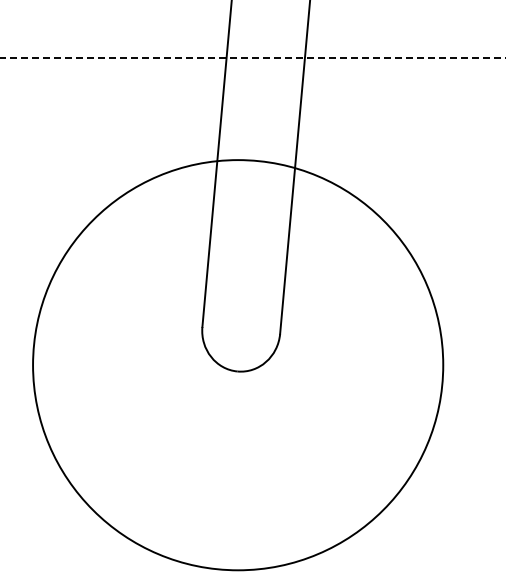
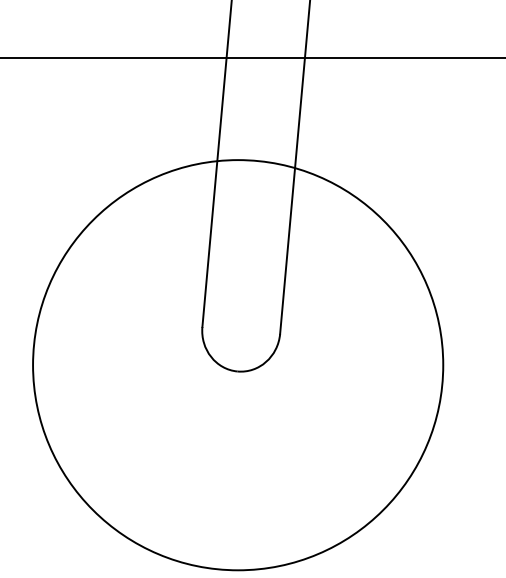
line: dashed -> solid (252, 57)
